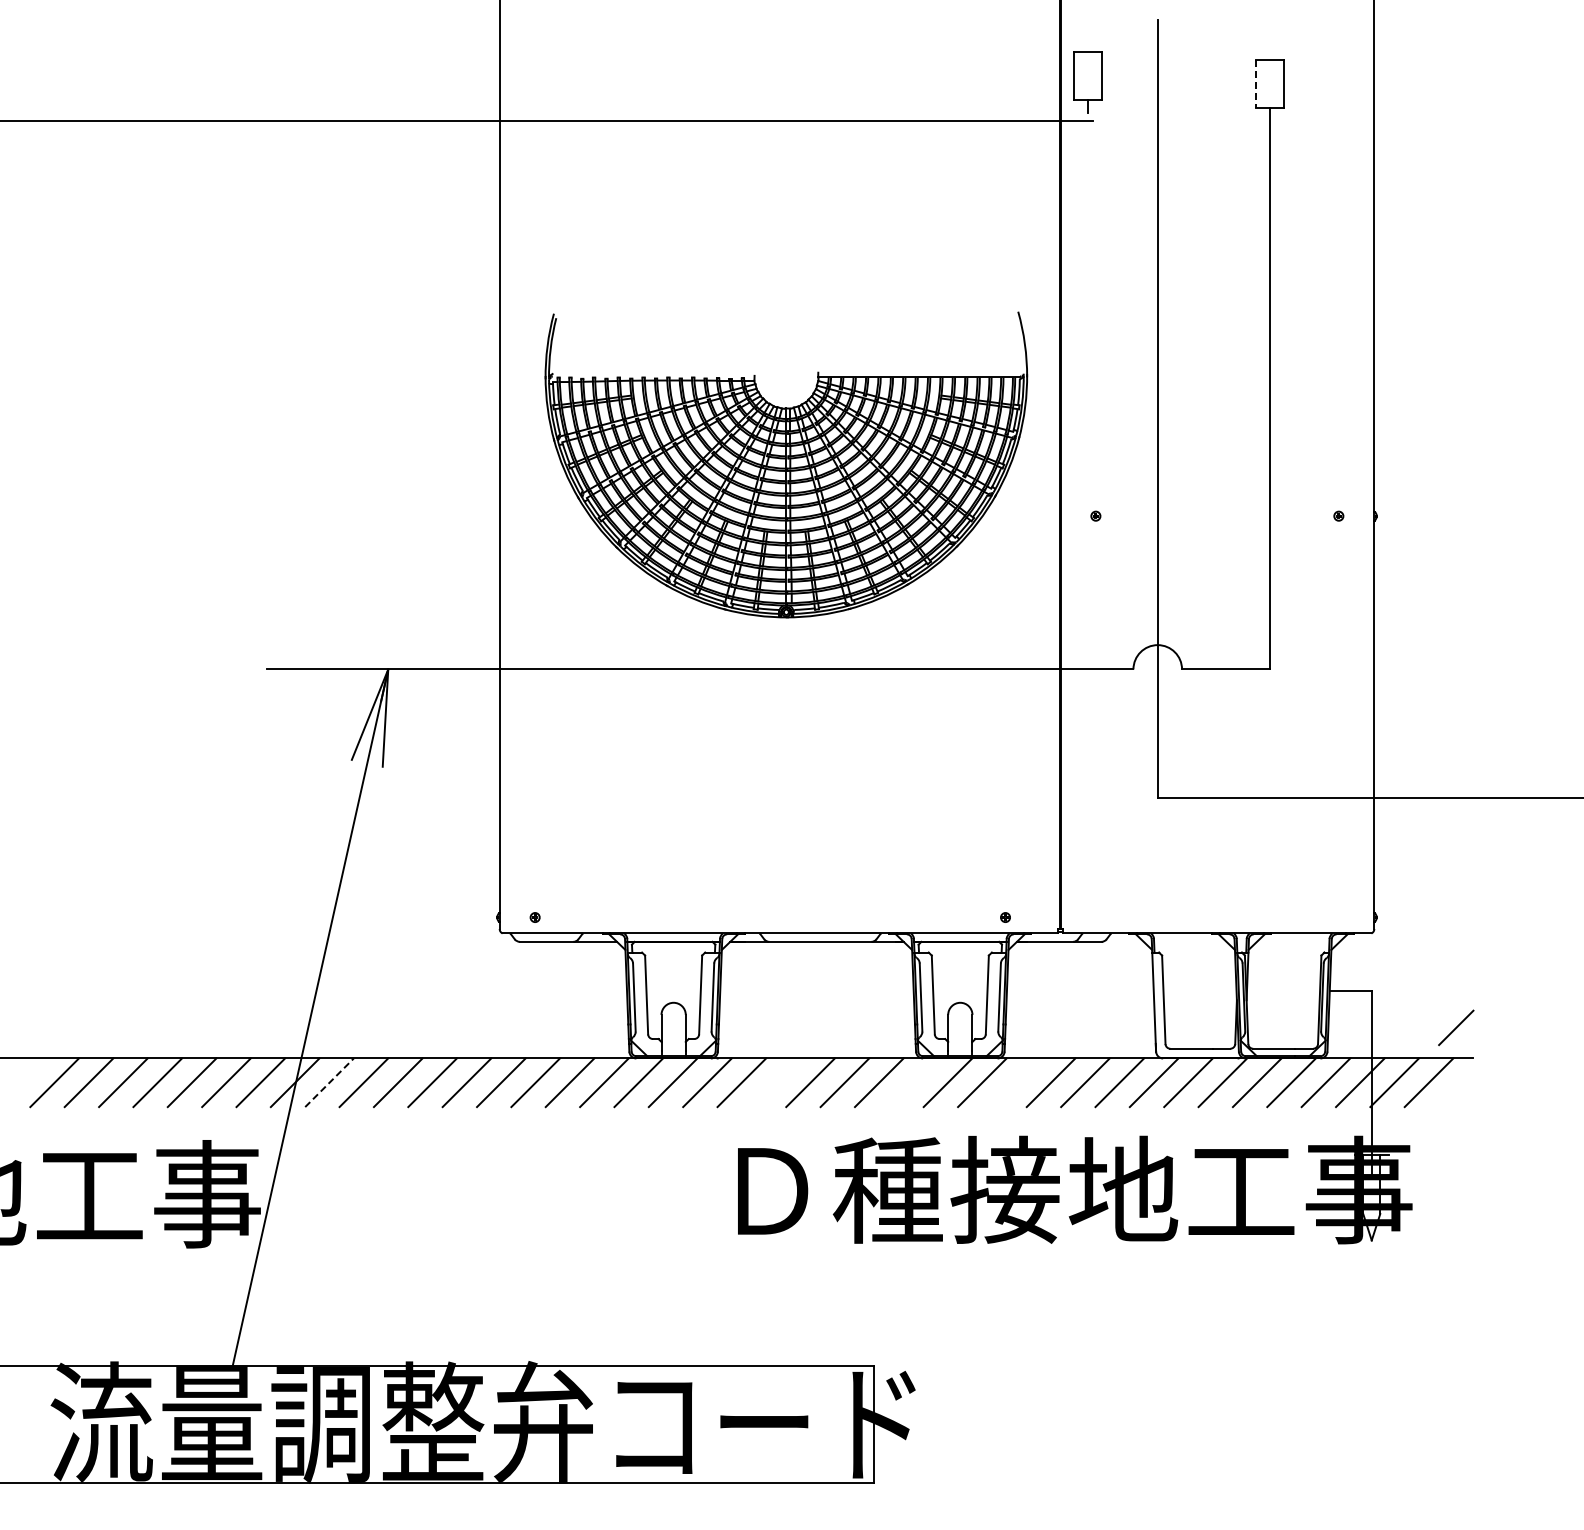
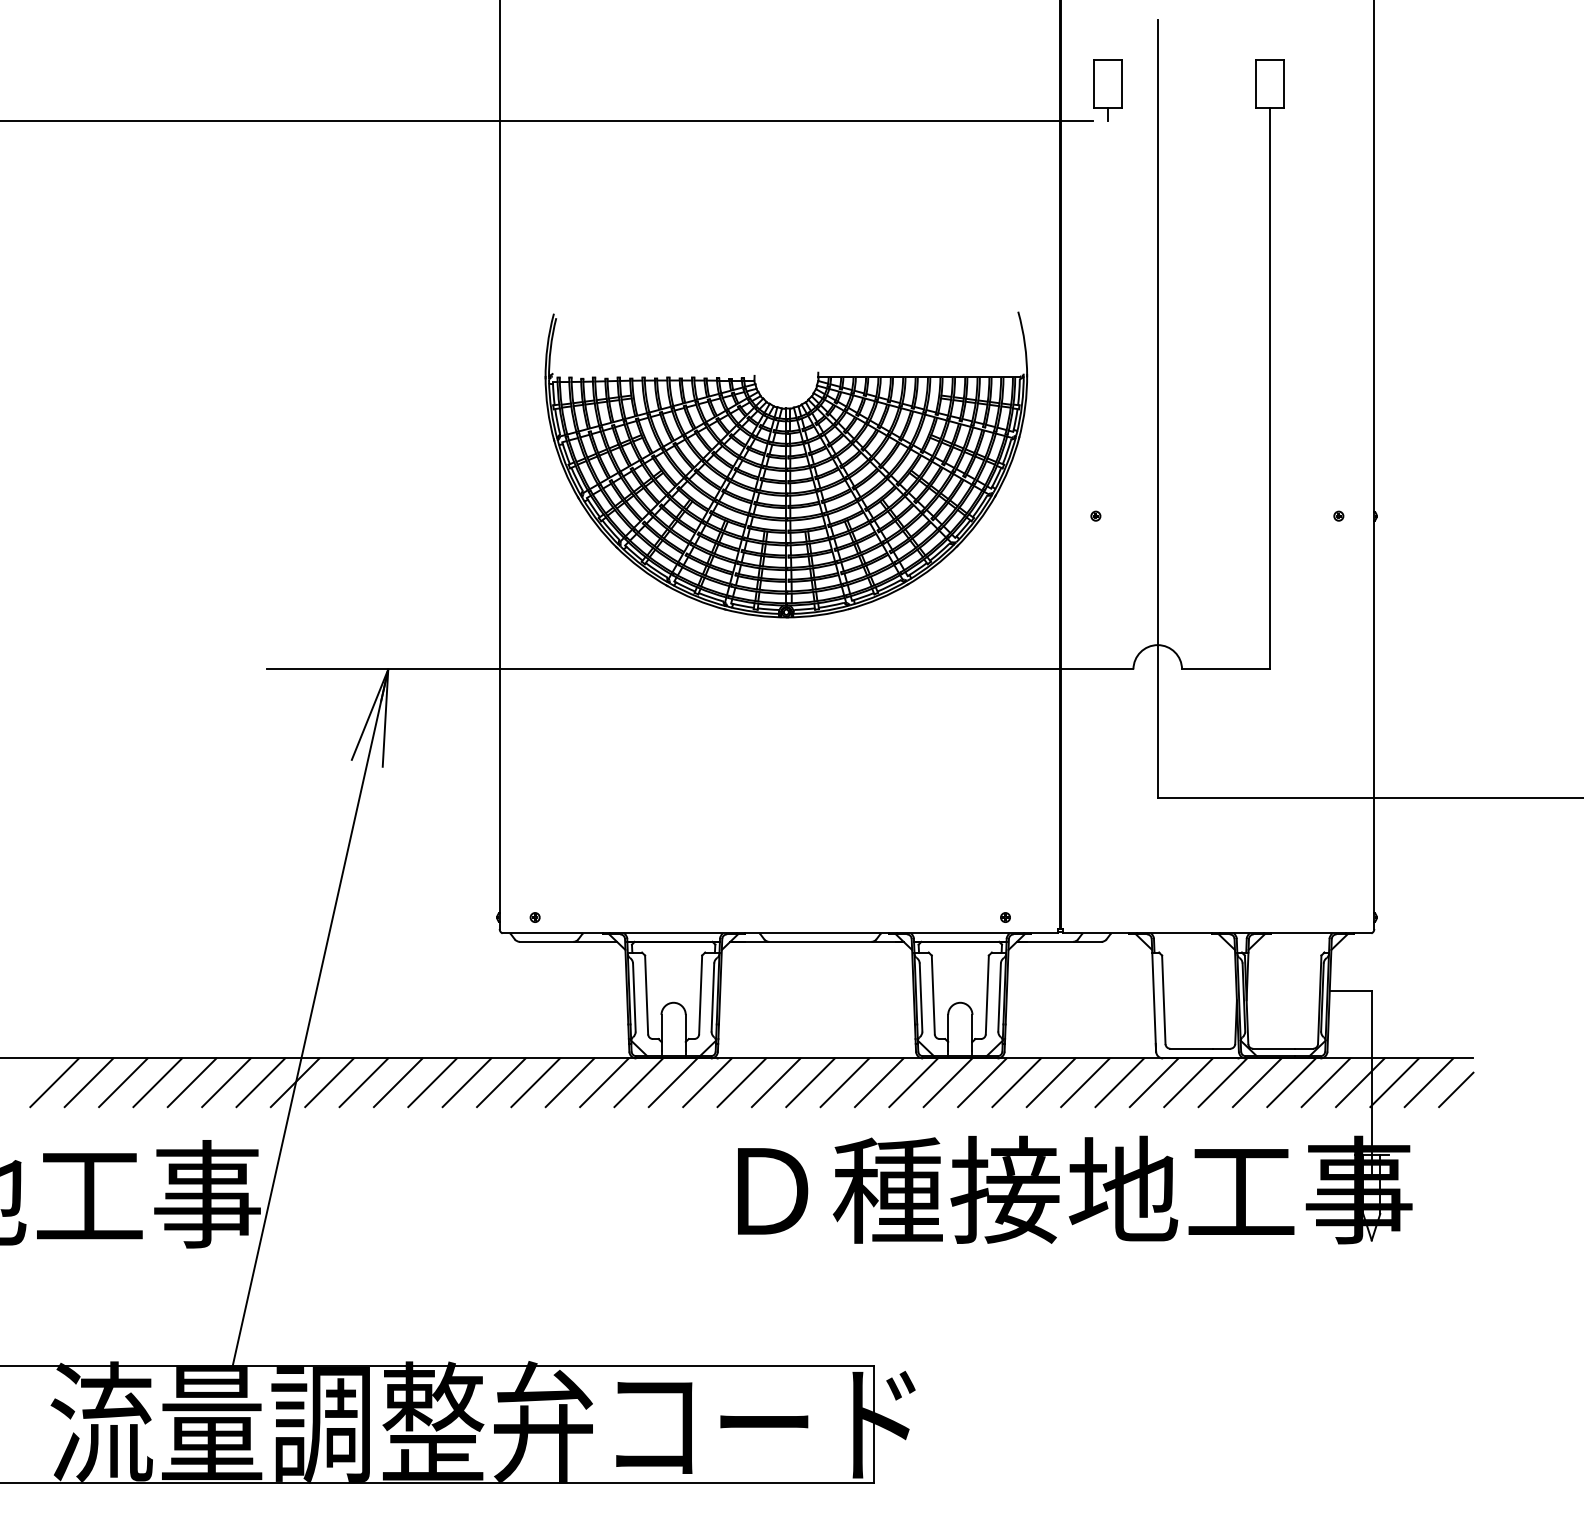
part position: (1087, 82) -> (1107, 90) (1107, 90)
line: dashed -> solid (1256, 84)
line position: (1456, 1027) -> (1456, 1089) (1456, 1089)
line: dashed -> solid (329, 1082)
line: none -> present (775, 1082)
line: none -> present (913, 1082)
line: none -> present (1016, 1082)
